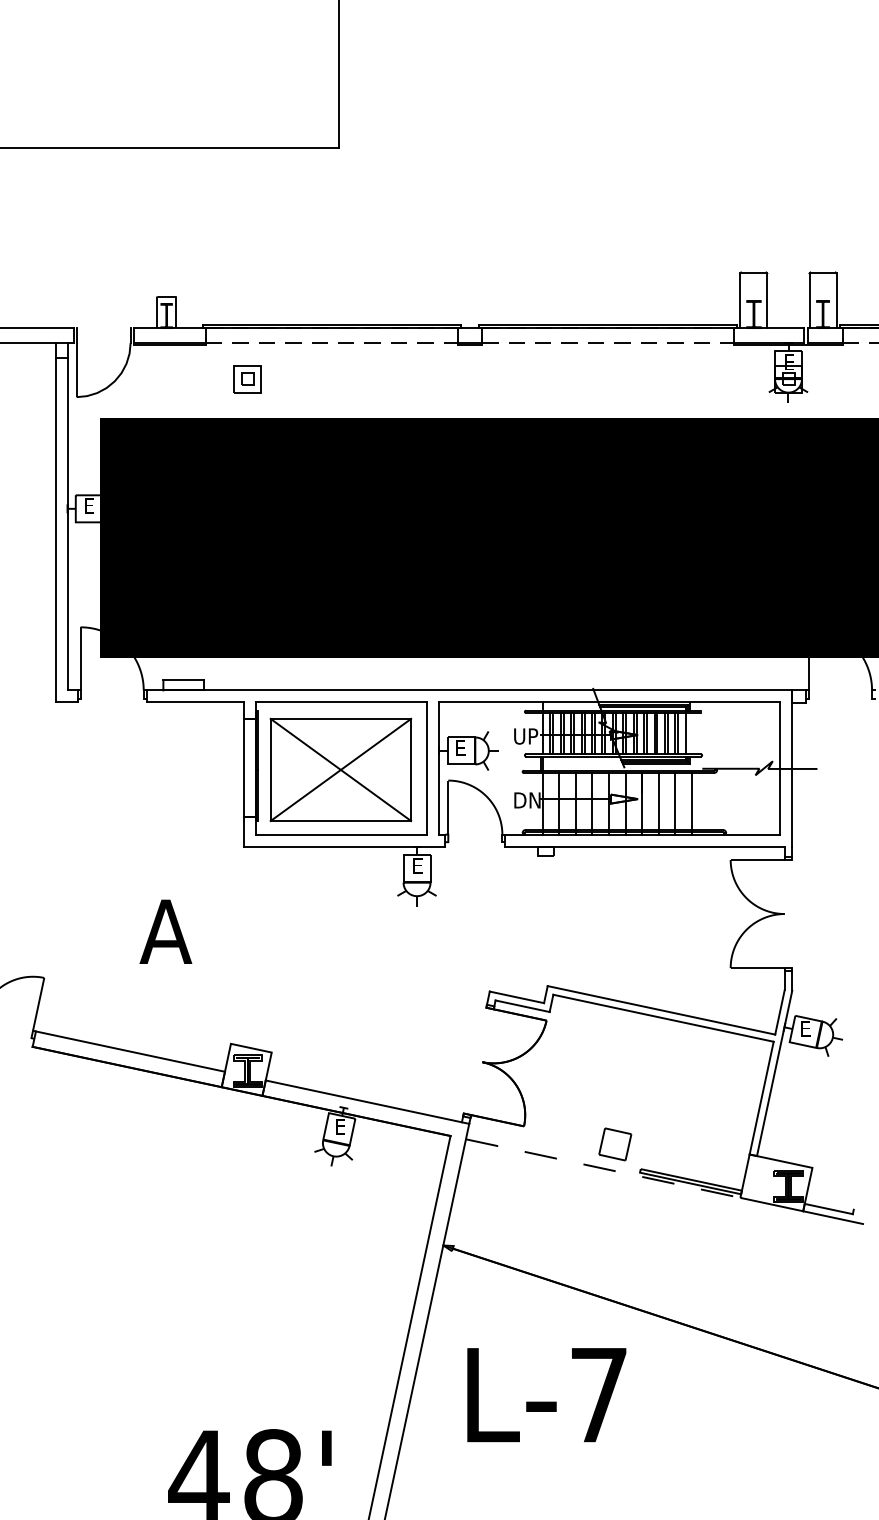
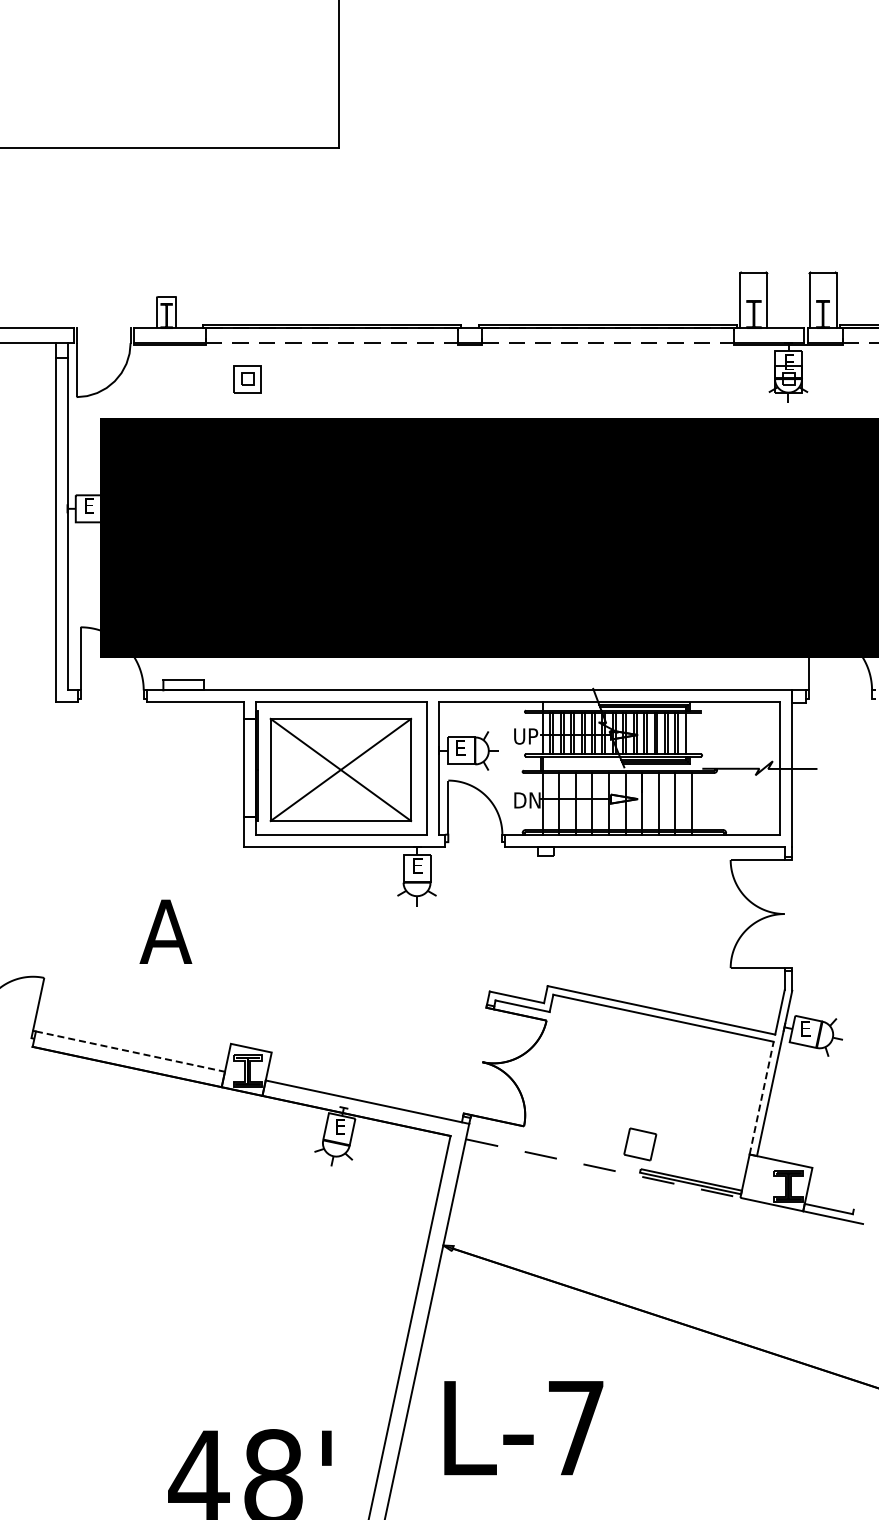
line: solid -> dashed (130, 1051)
line: solid -> dashed (761, 1098)
part position: (615, 1144) -> (640, 1144) (640, 1144)
text position: (546, 1395) -> (523, 1428) (523, 1428)
